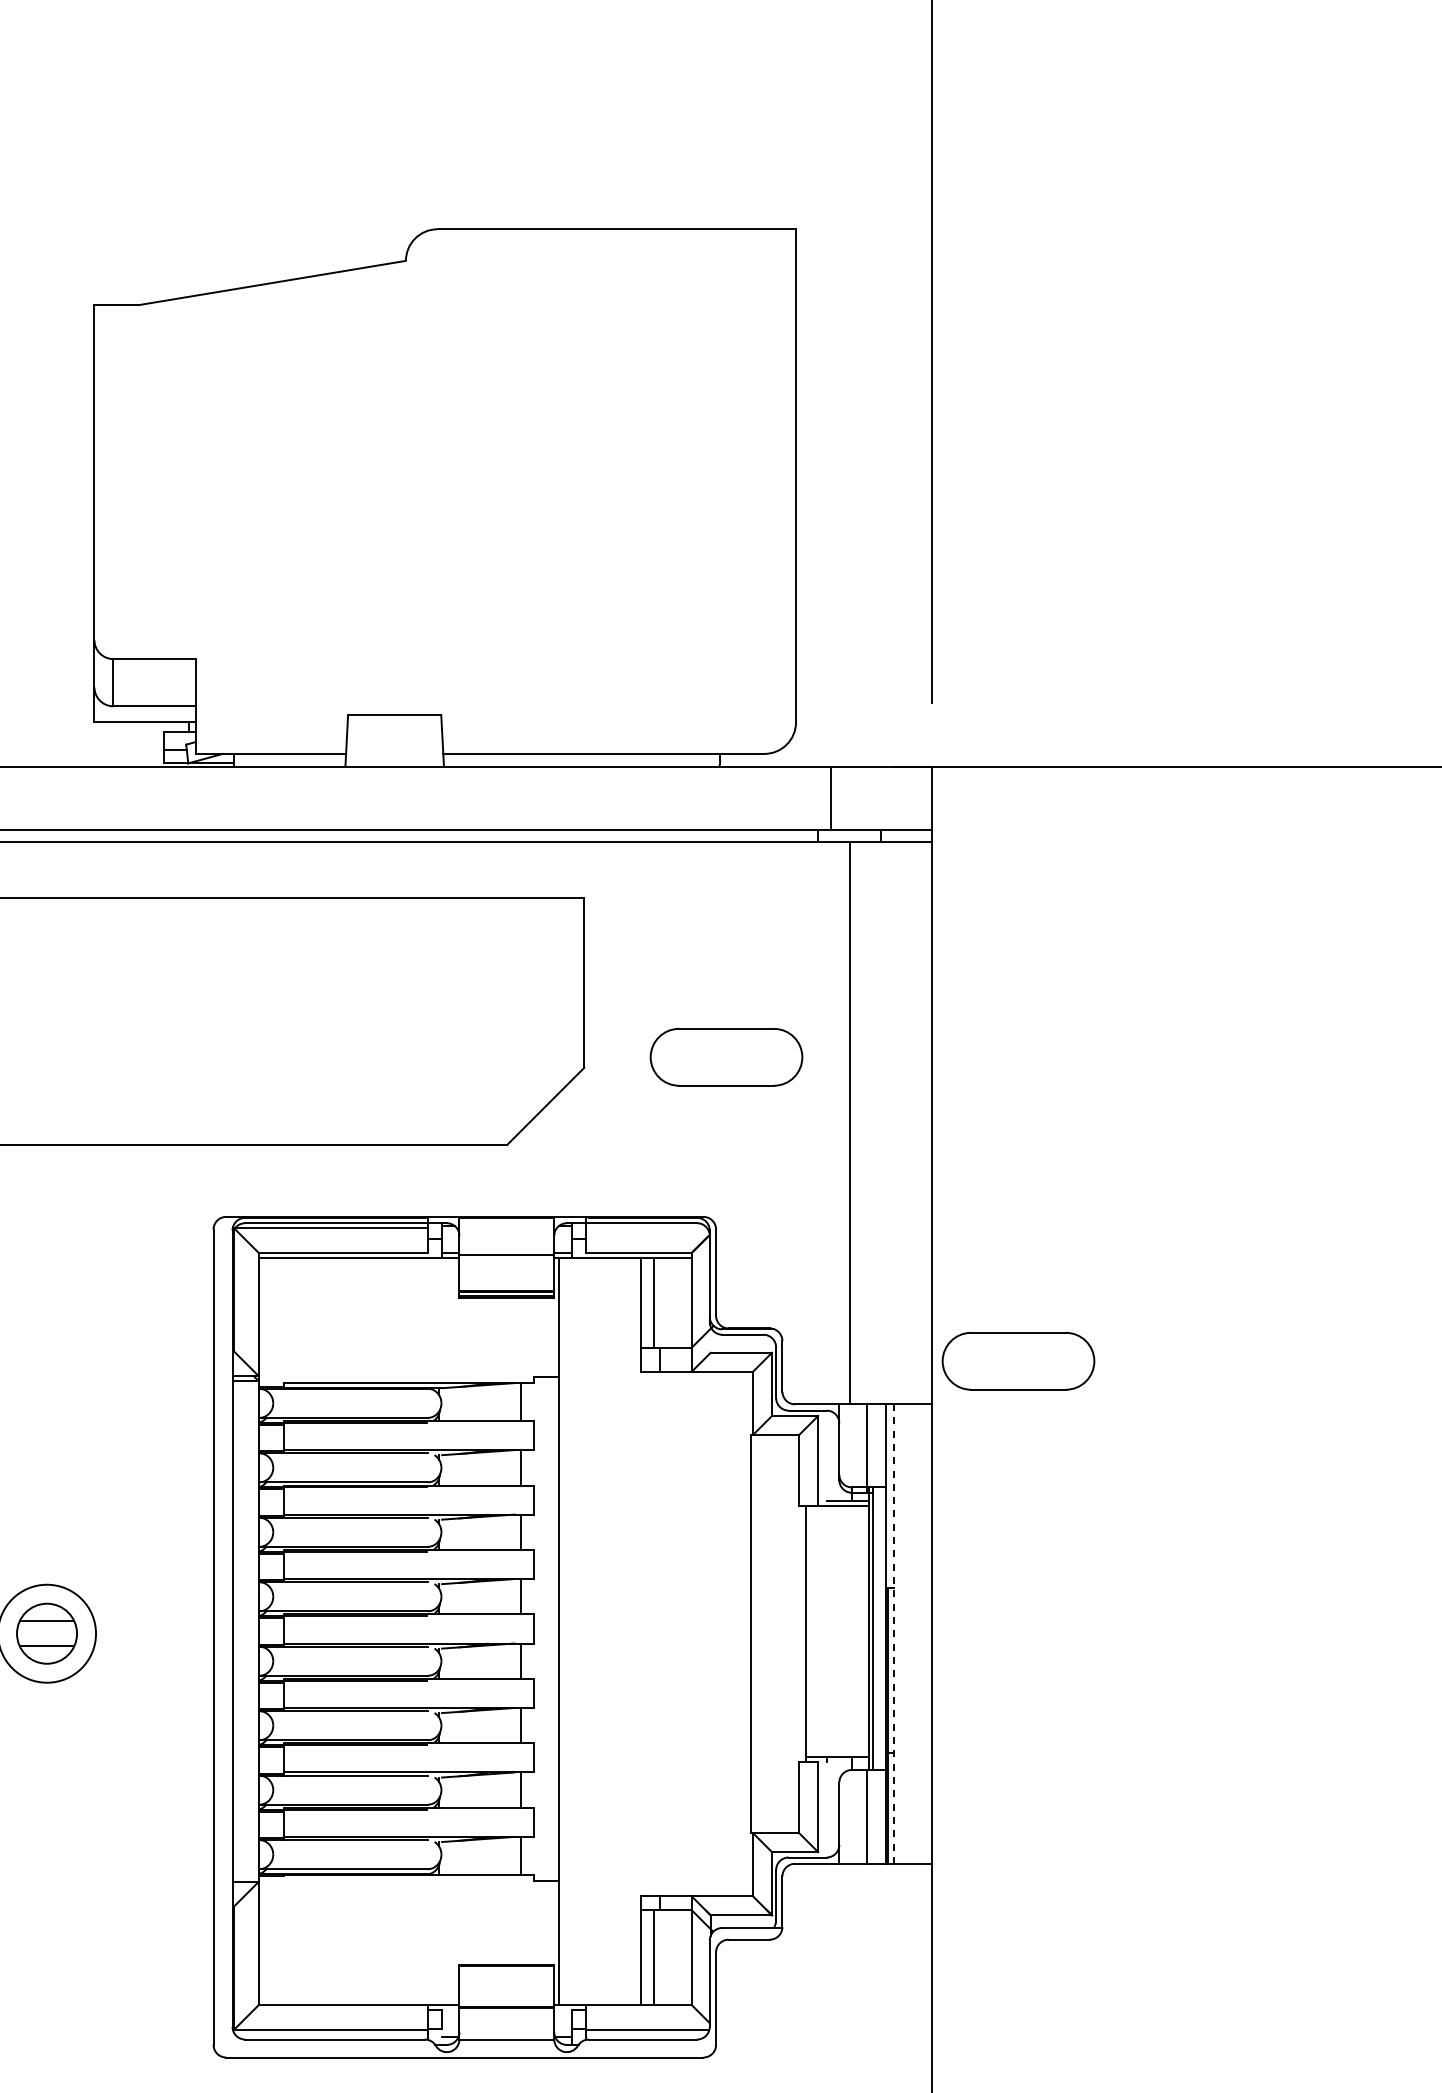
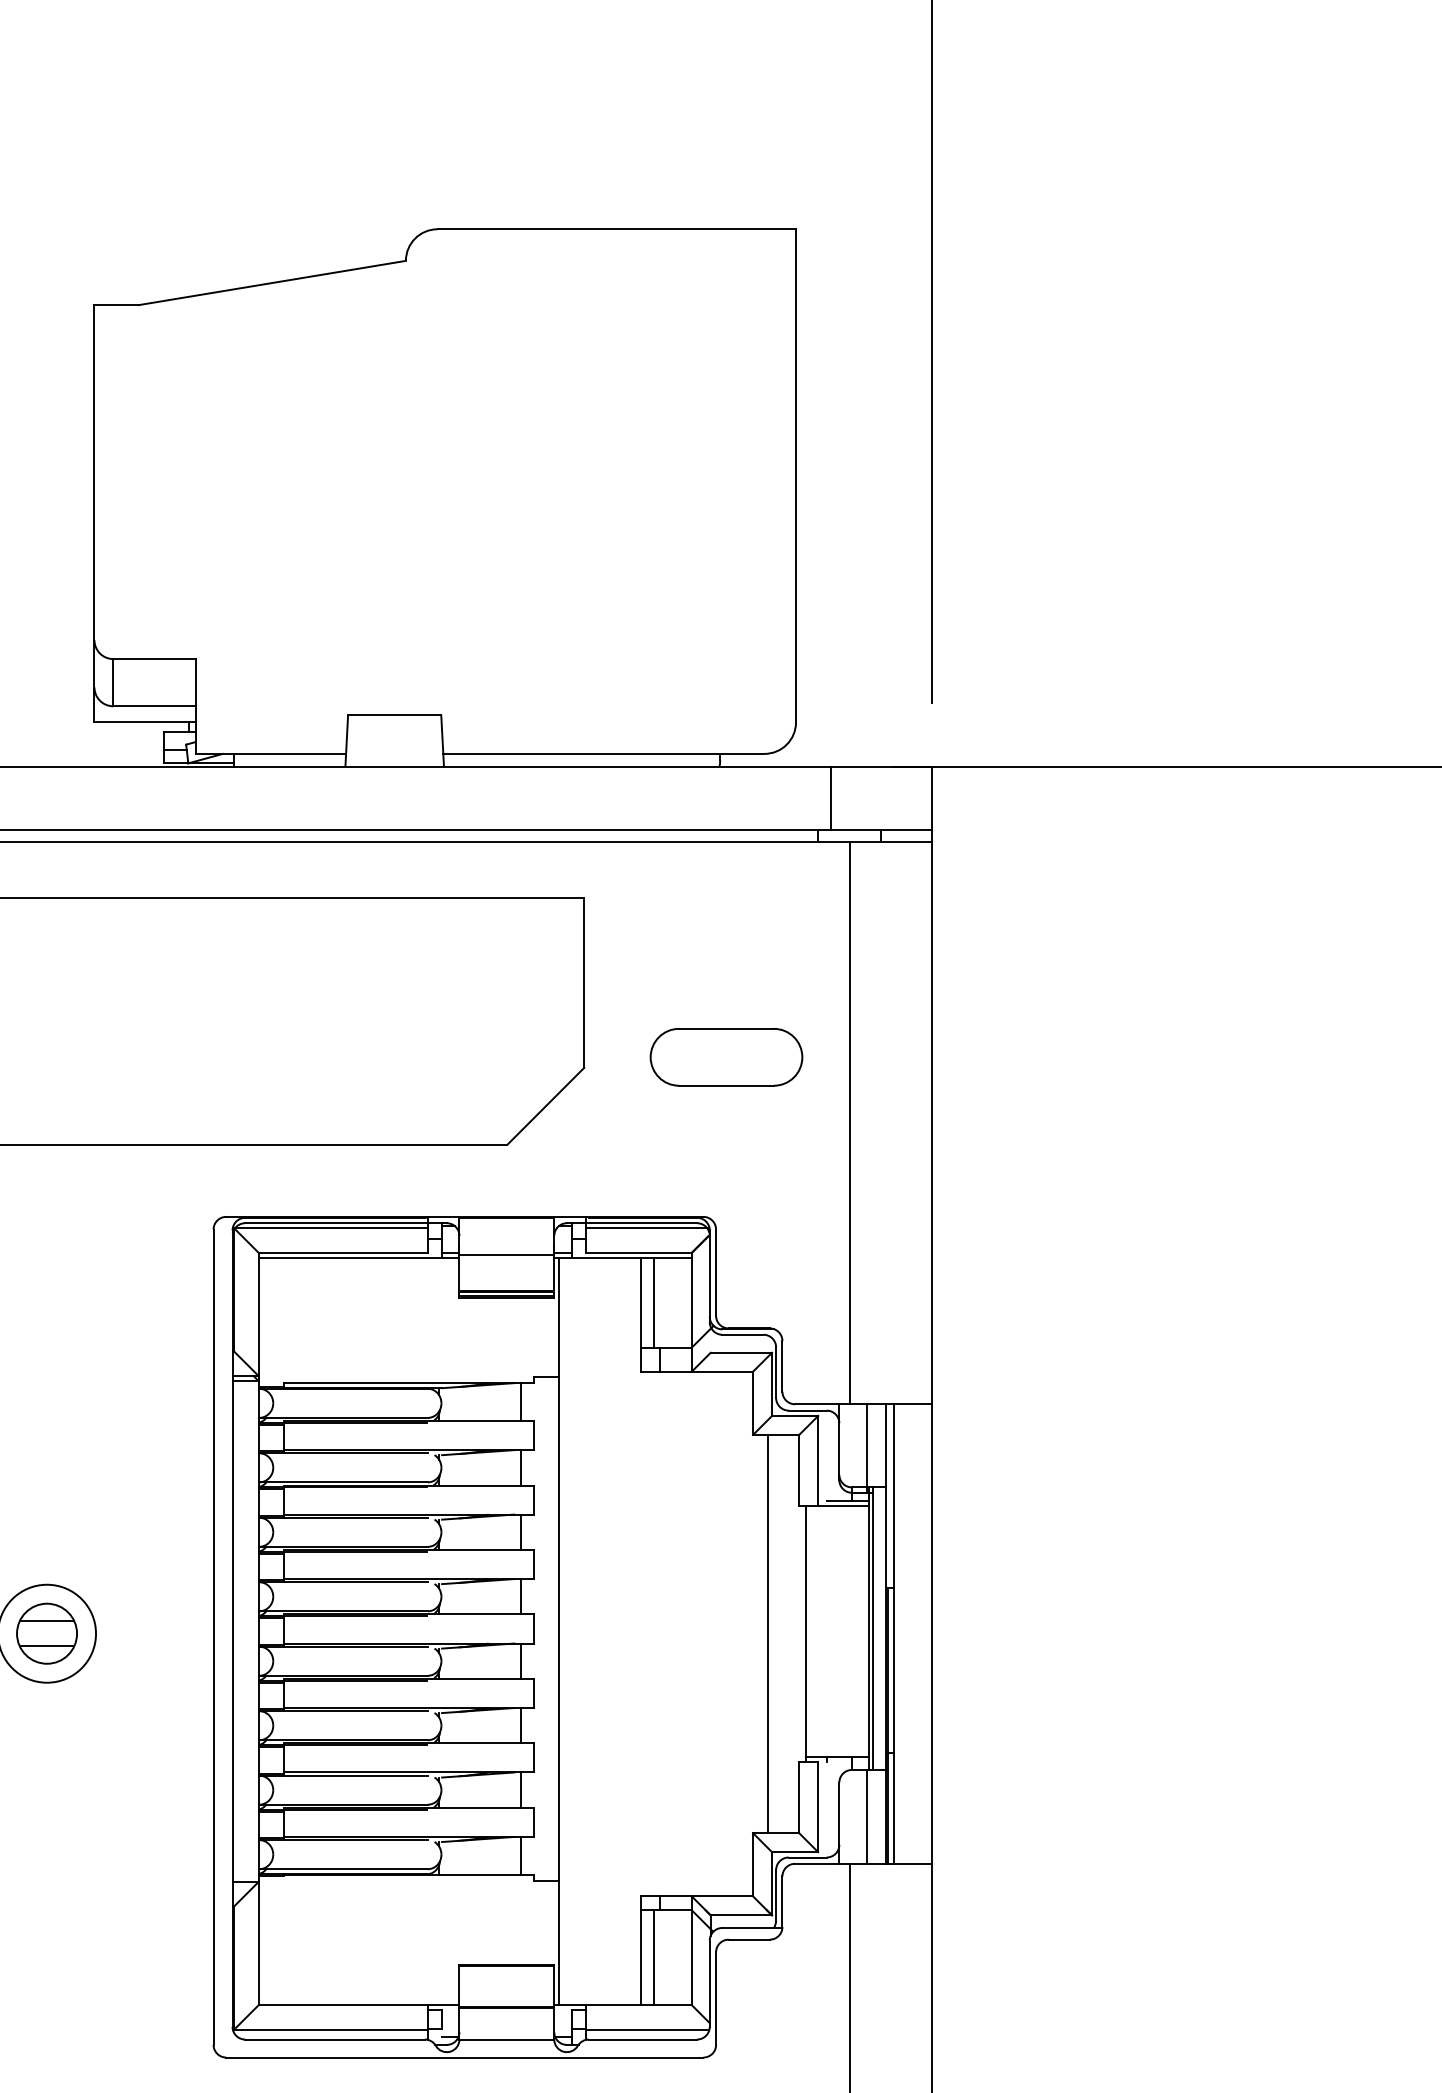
line: none -> present (647, 1227)
part: present -> none (1018, 1361)
line position: (750, 1633) -> (767, 1633) (767, 1633)
line: dashed -> solid (894, 1634)
line: none -> present (849, 1976)
